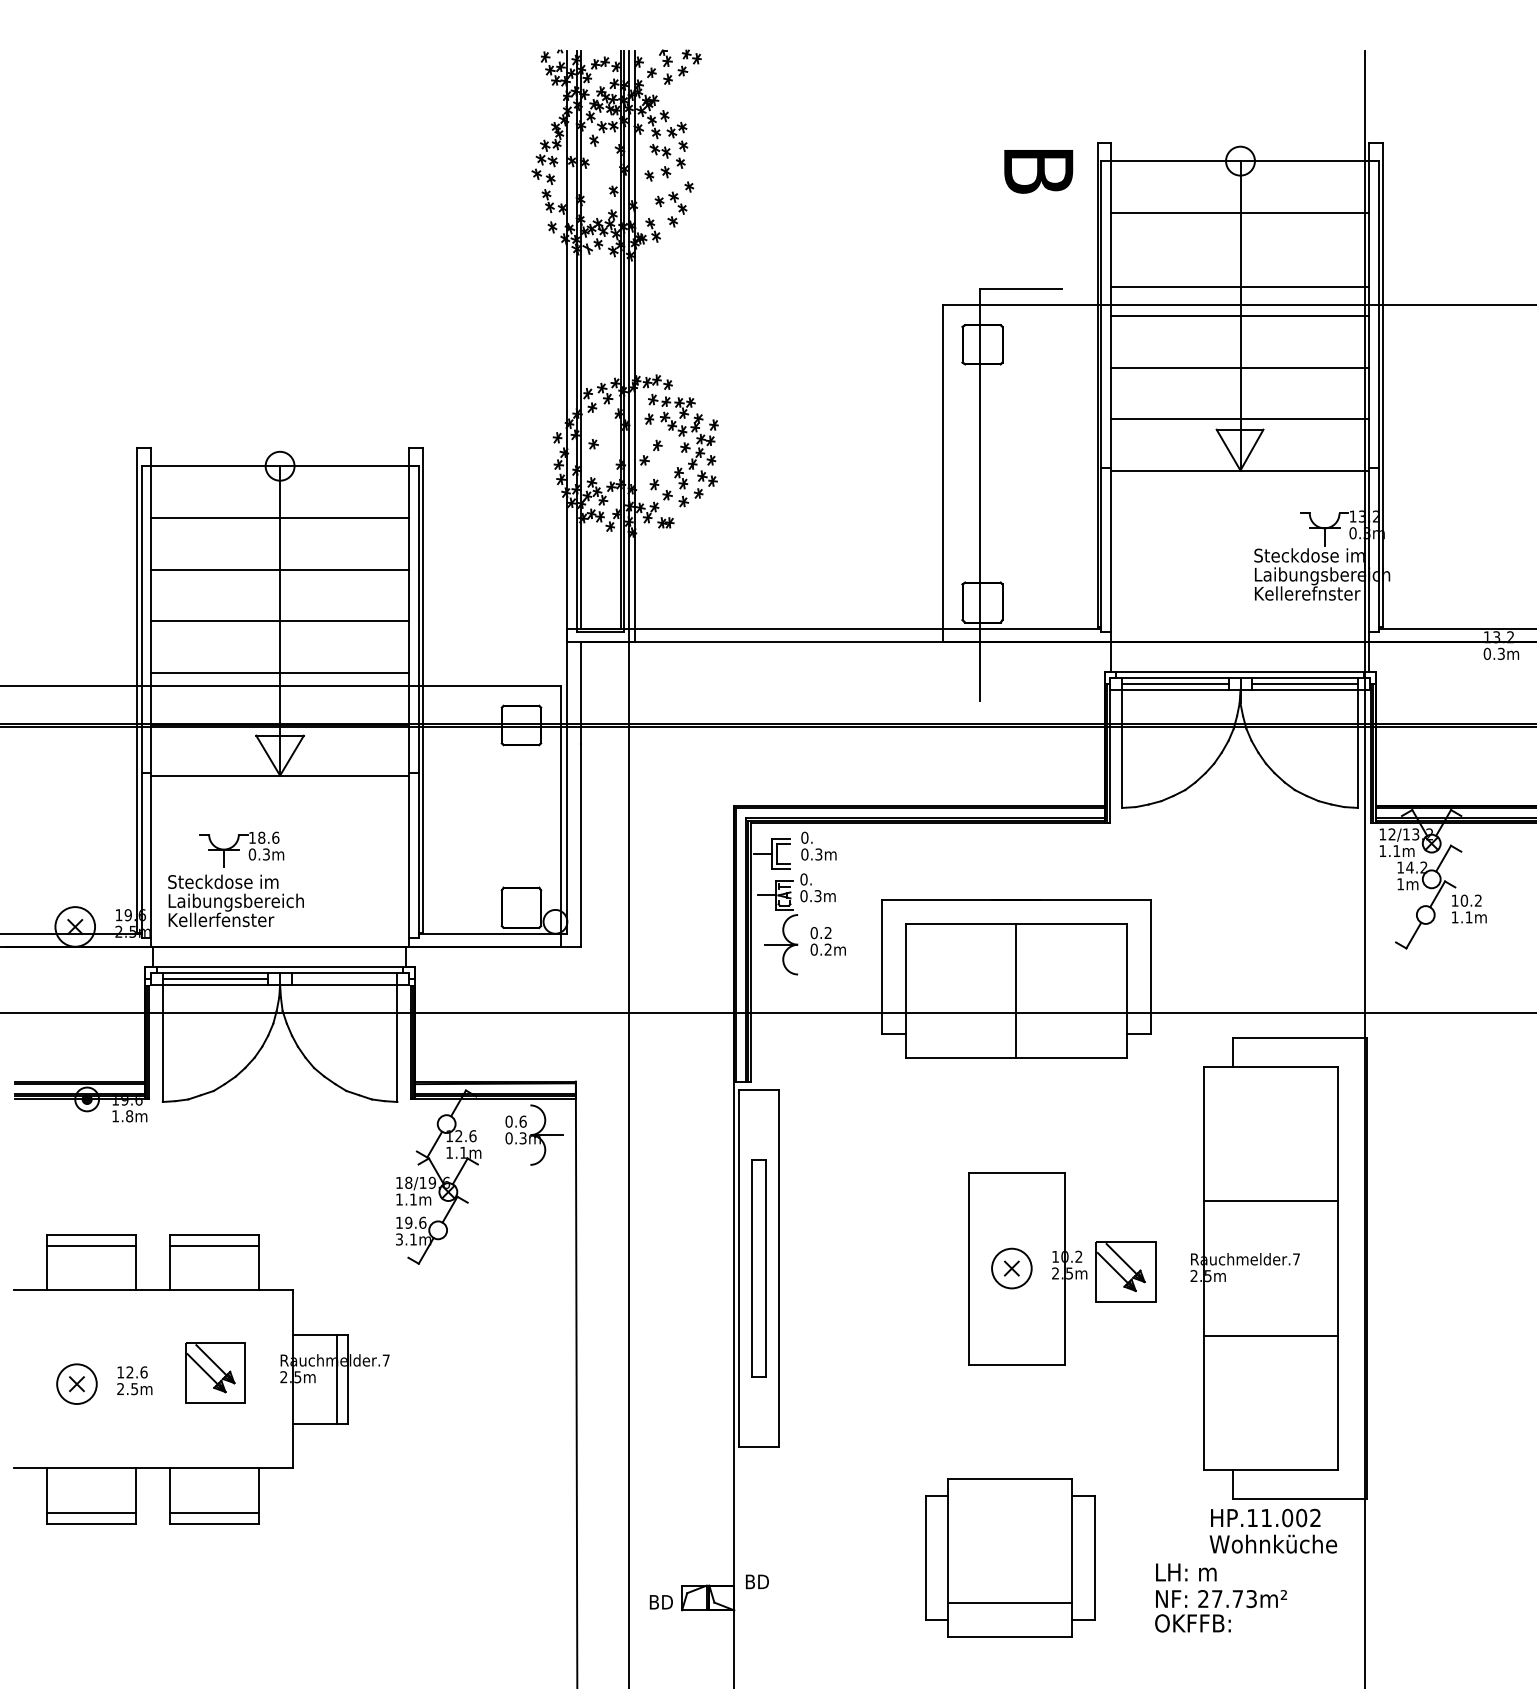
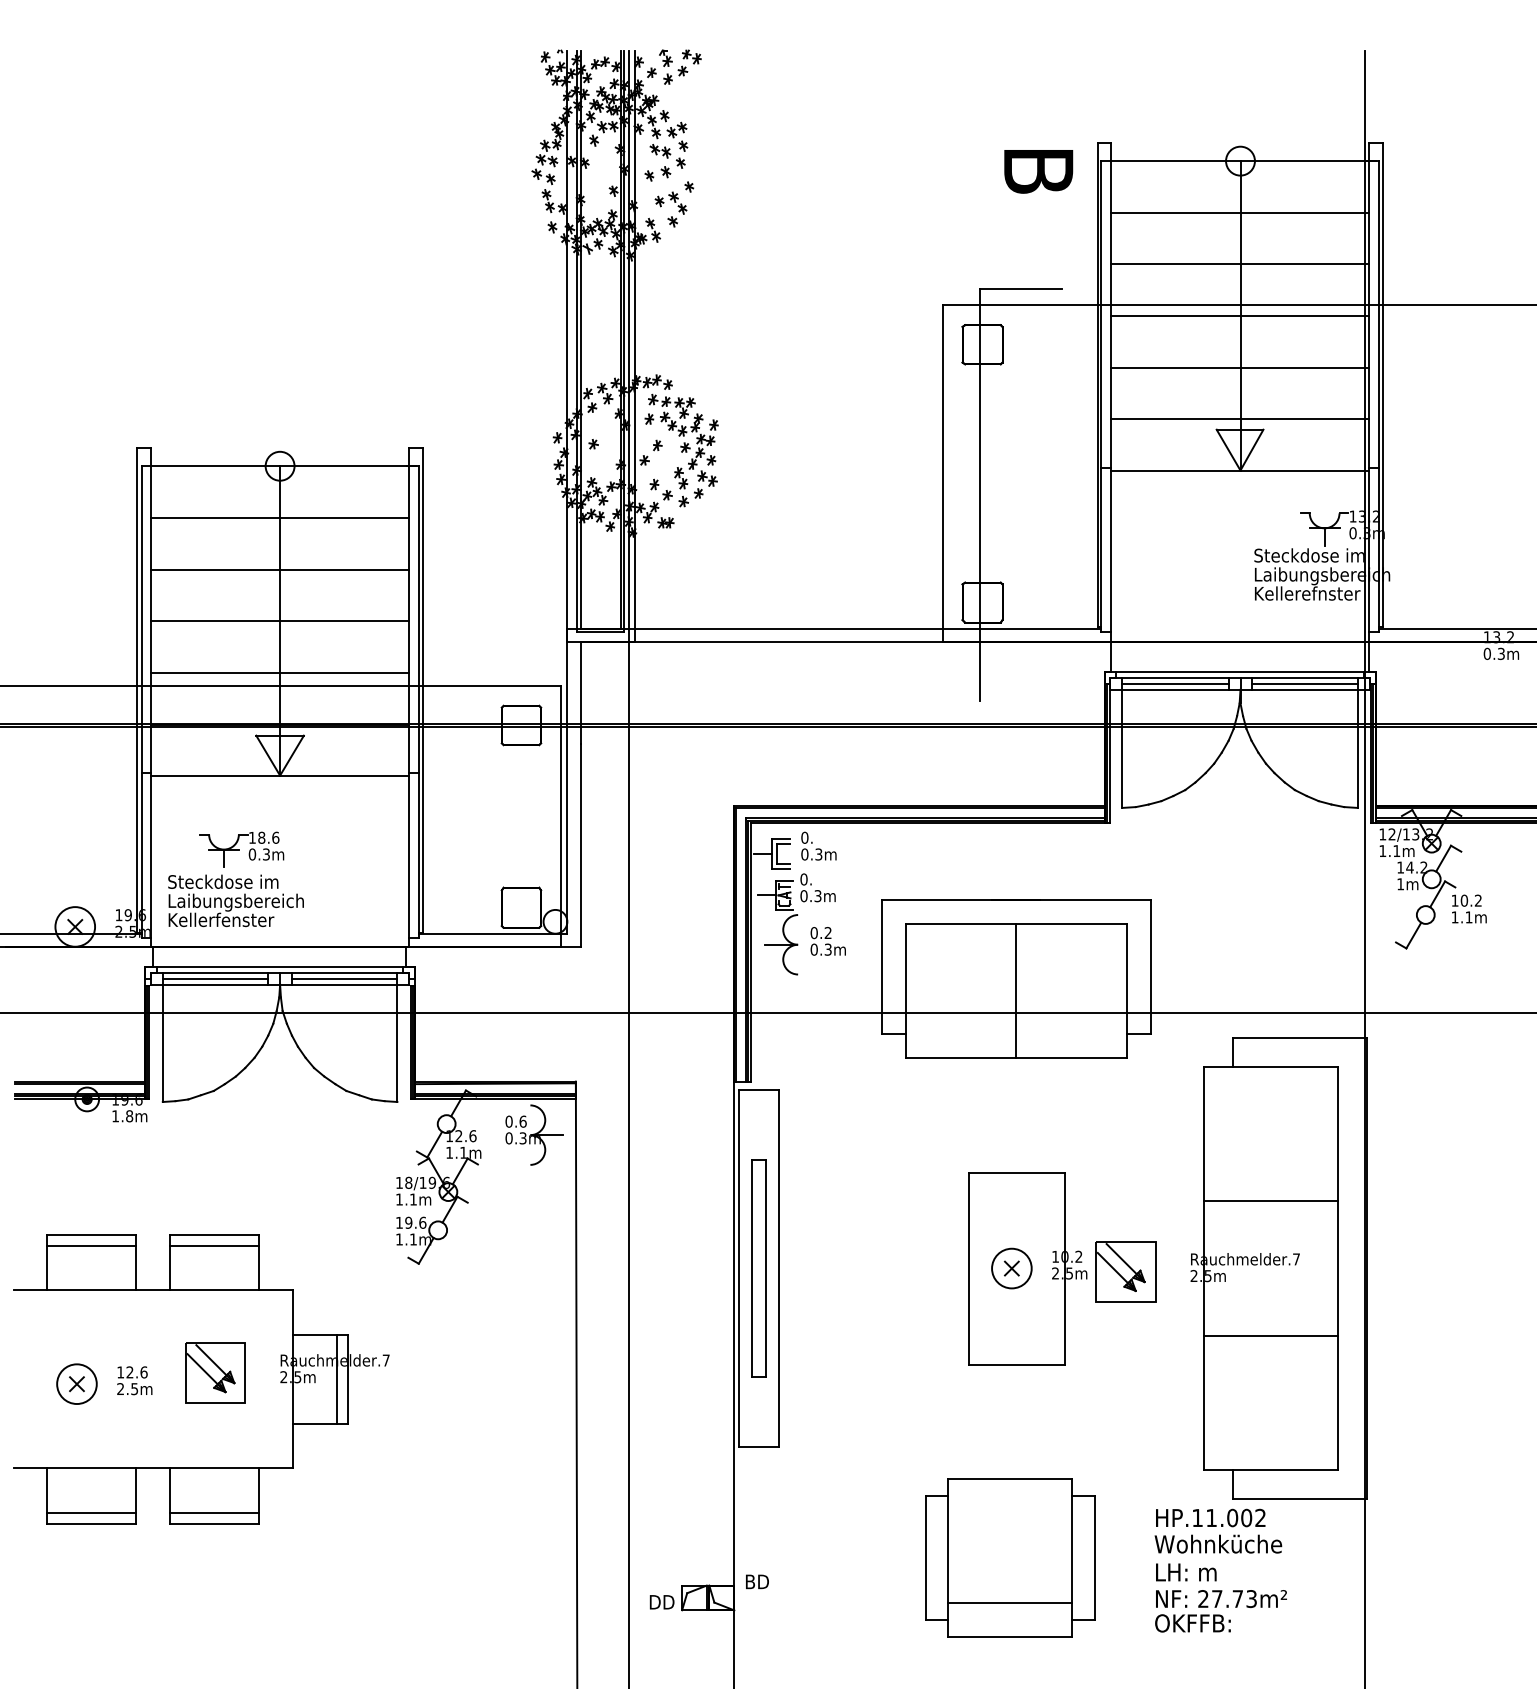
line position: (1239, 286) -> (1239, 263) (1239, 263)
text: 0.2m -> 0.3m (827, 949)
line: none -> present (344, 978)
text: 3.1m -> 1.1m (399, 1239)
text position: (1273, 1530) -> (1218, 1530) (1218, 1530)
text: BD -> DD (662, 1602)
